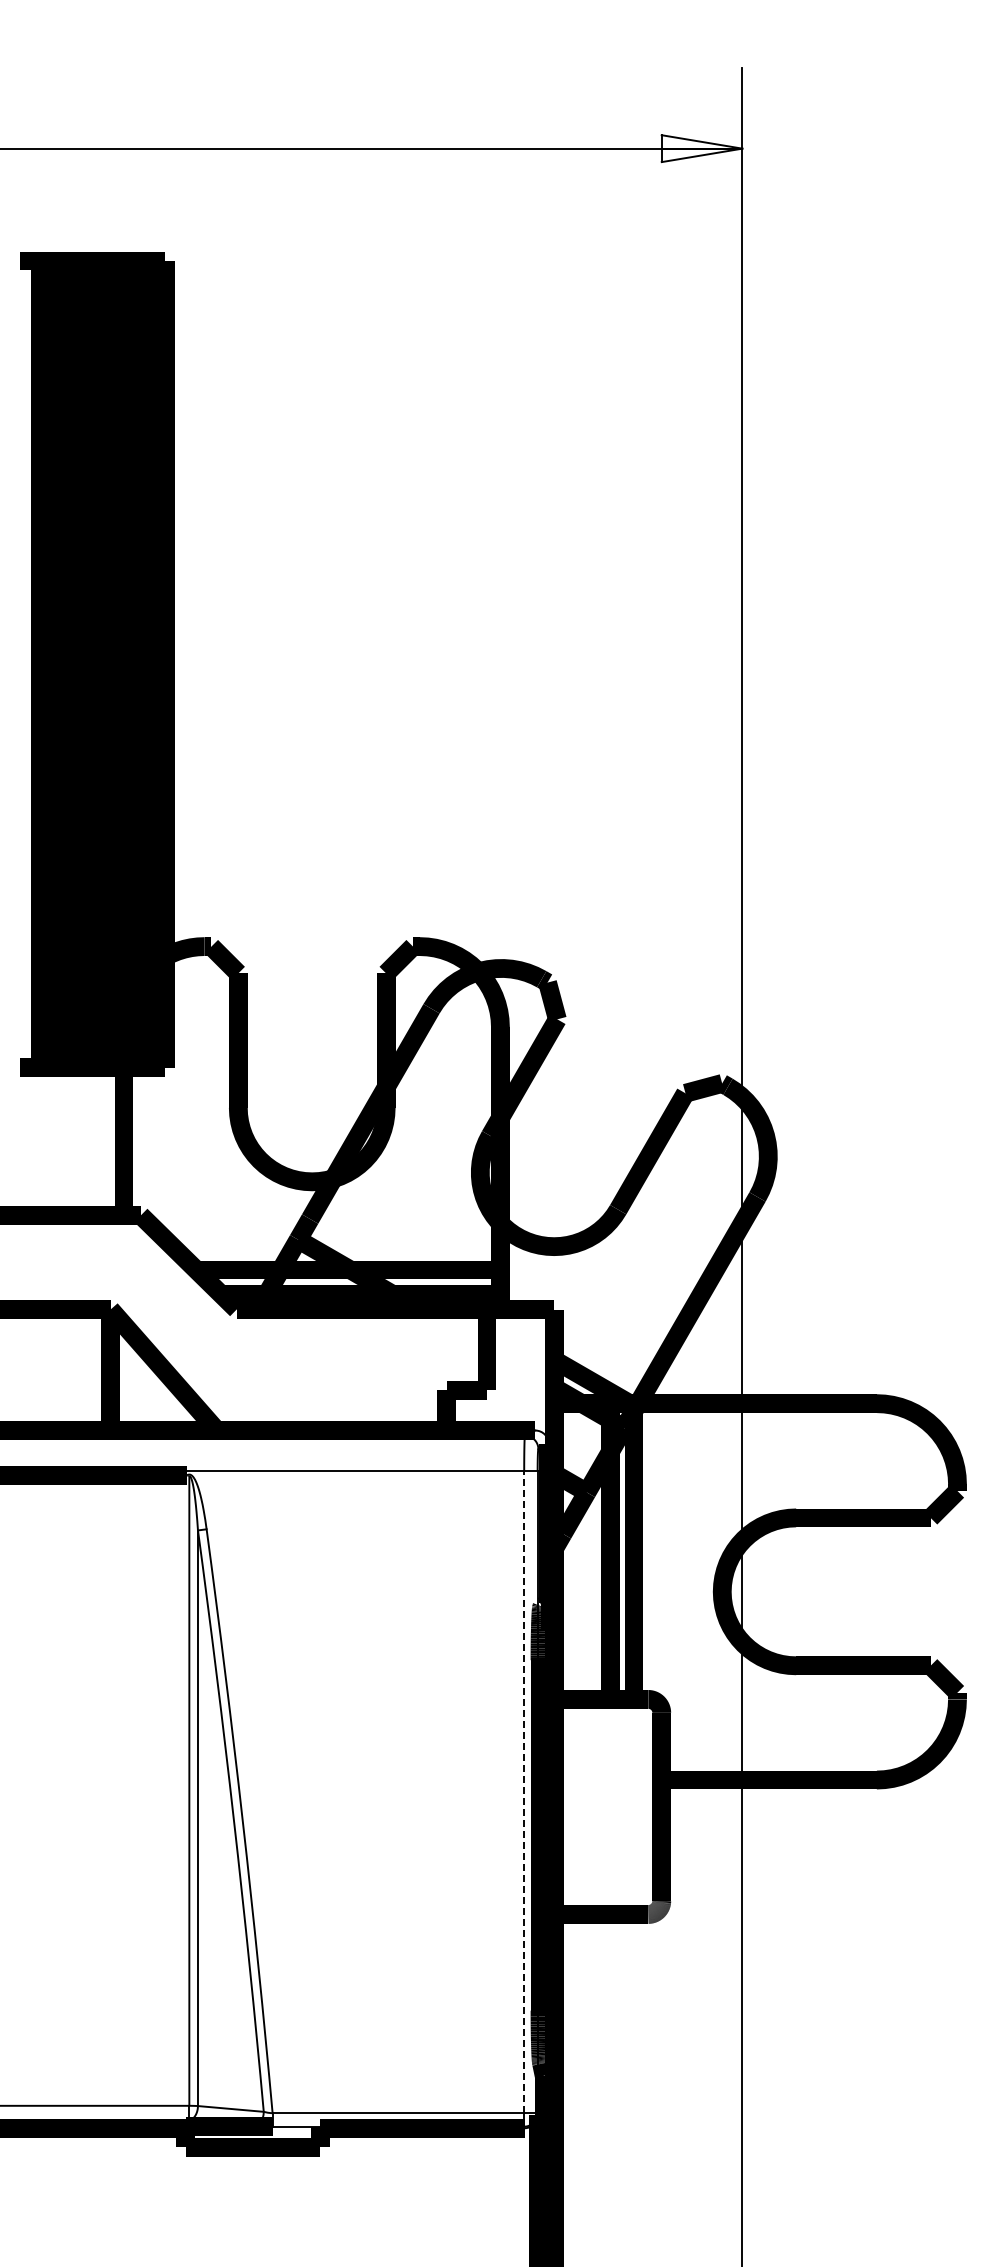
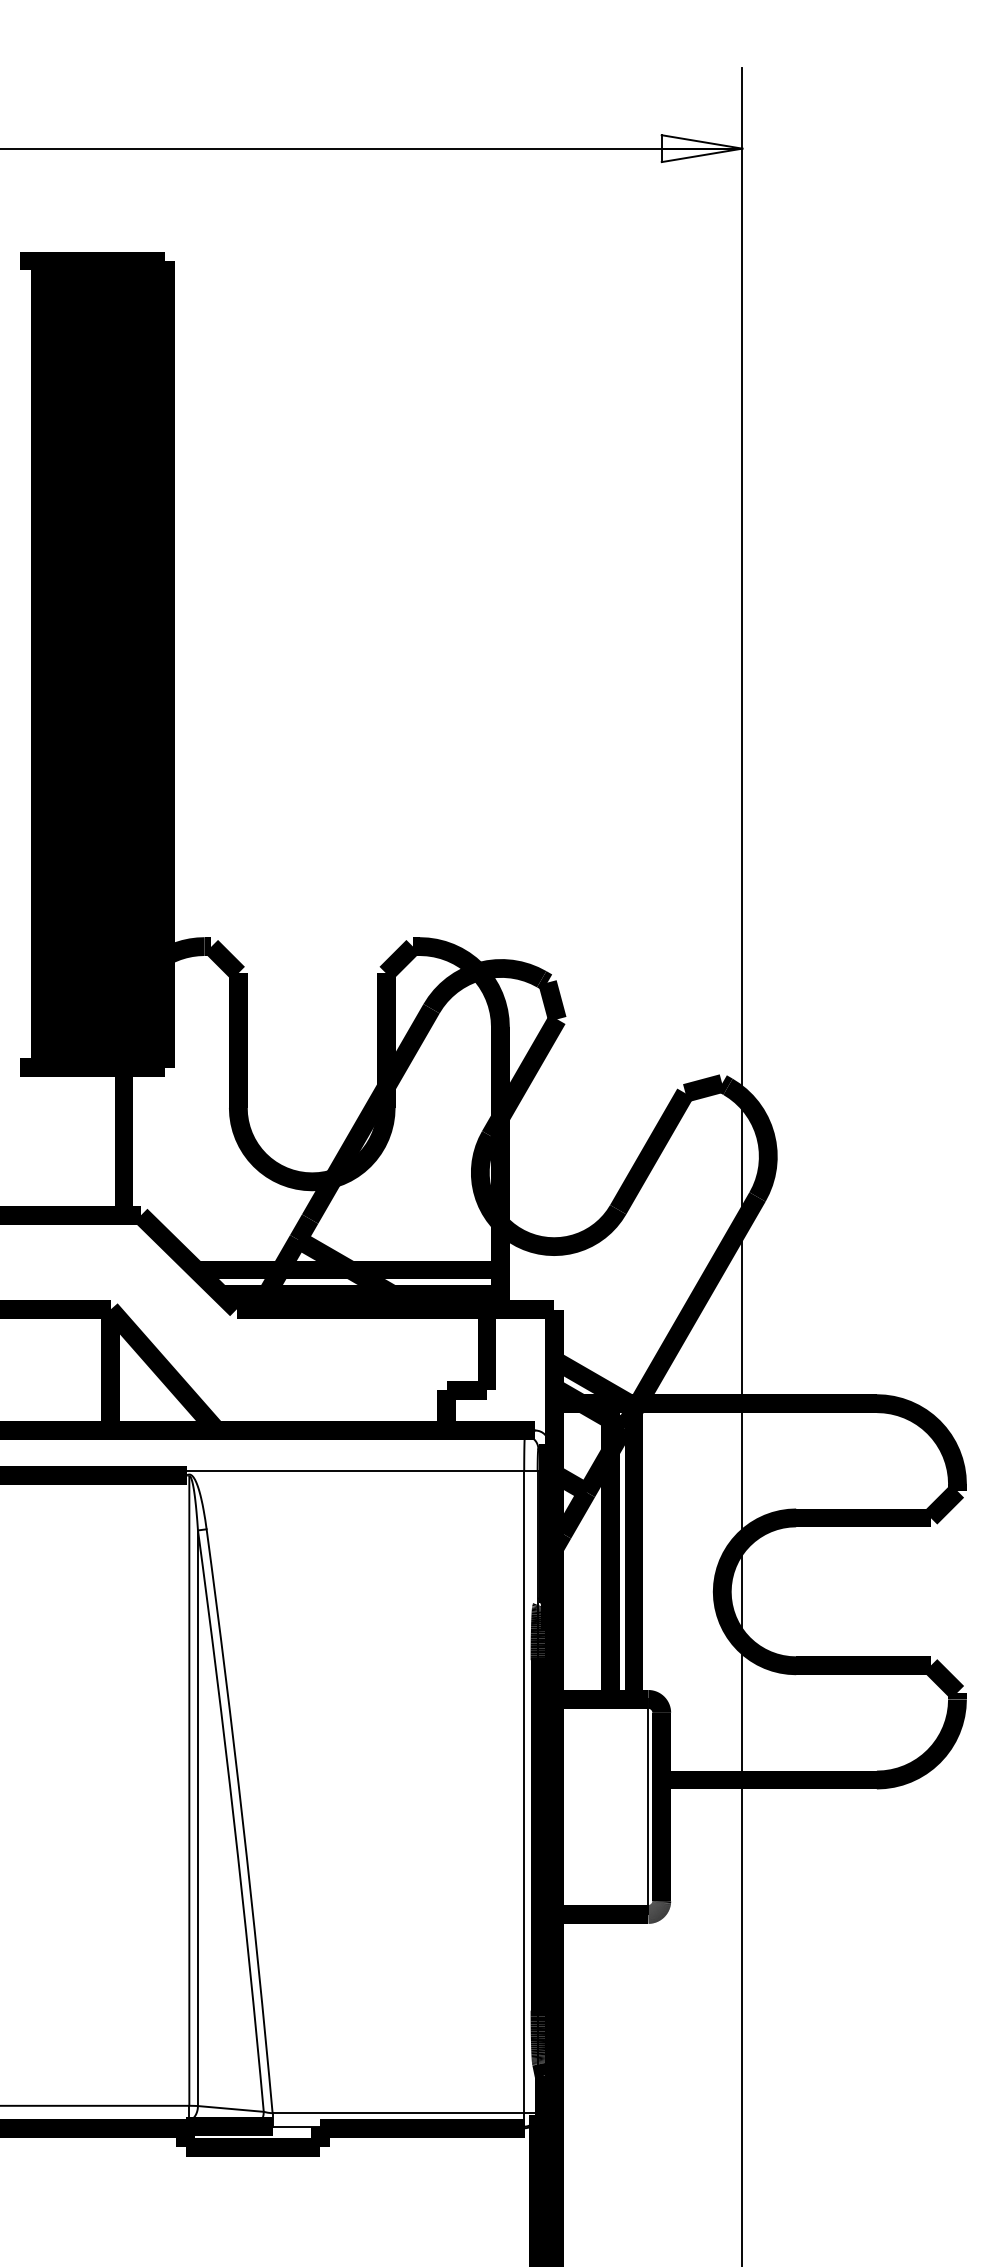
line: dashed -> solid (524, 1791)
line: none -> present (648, 1806)
